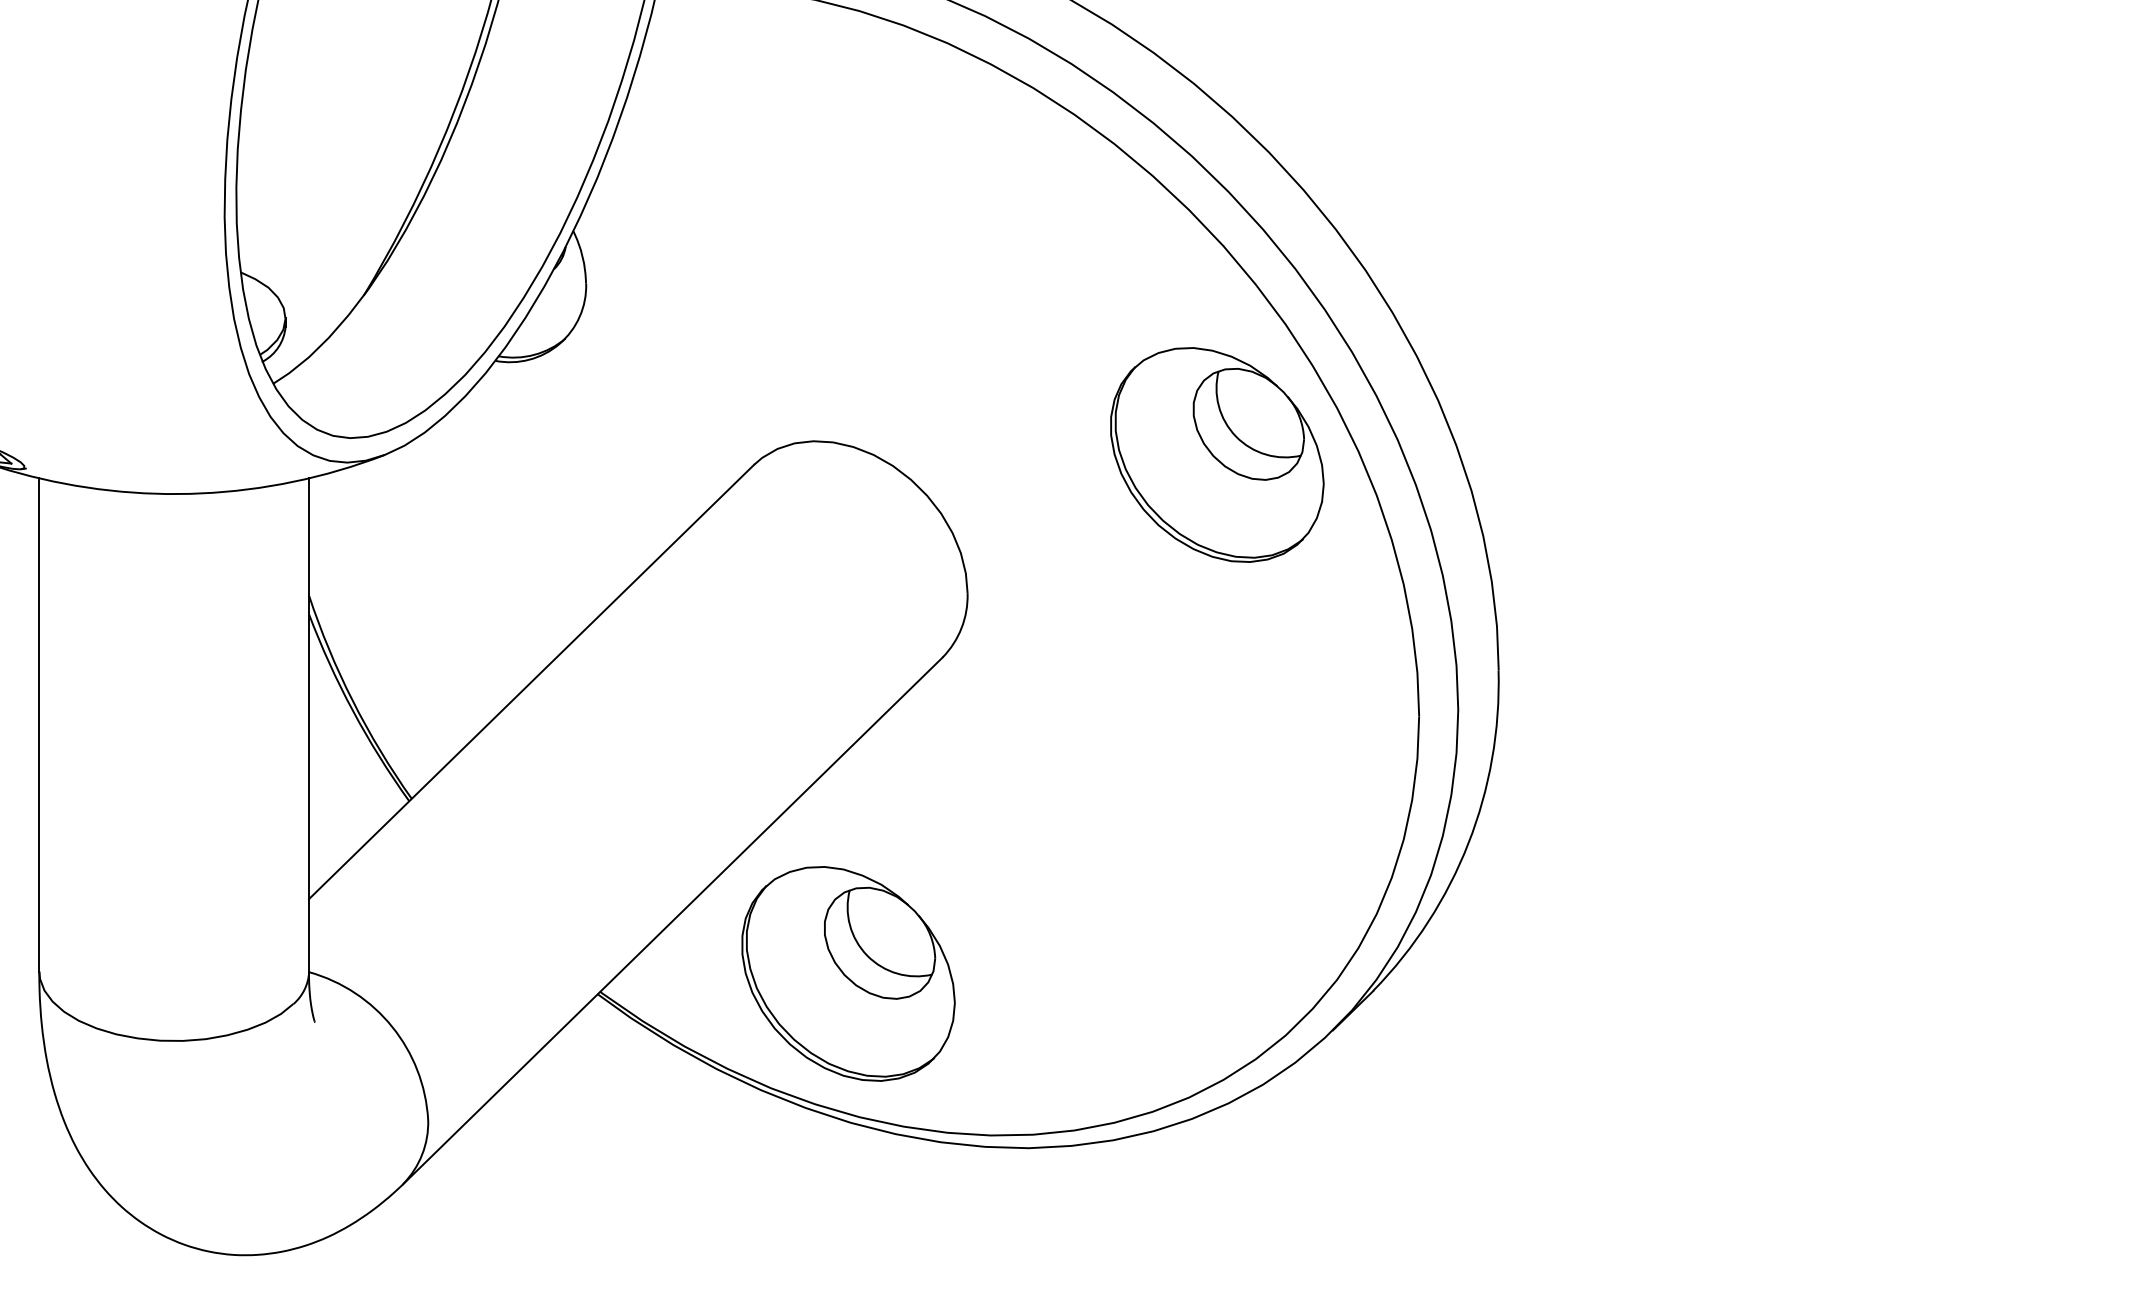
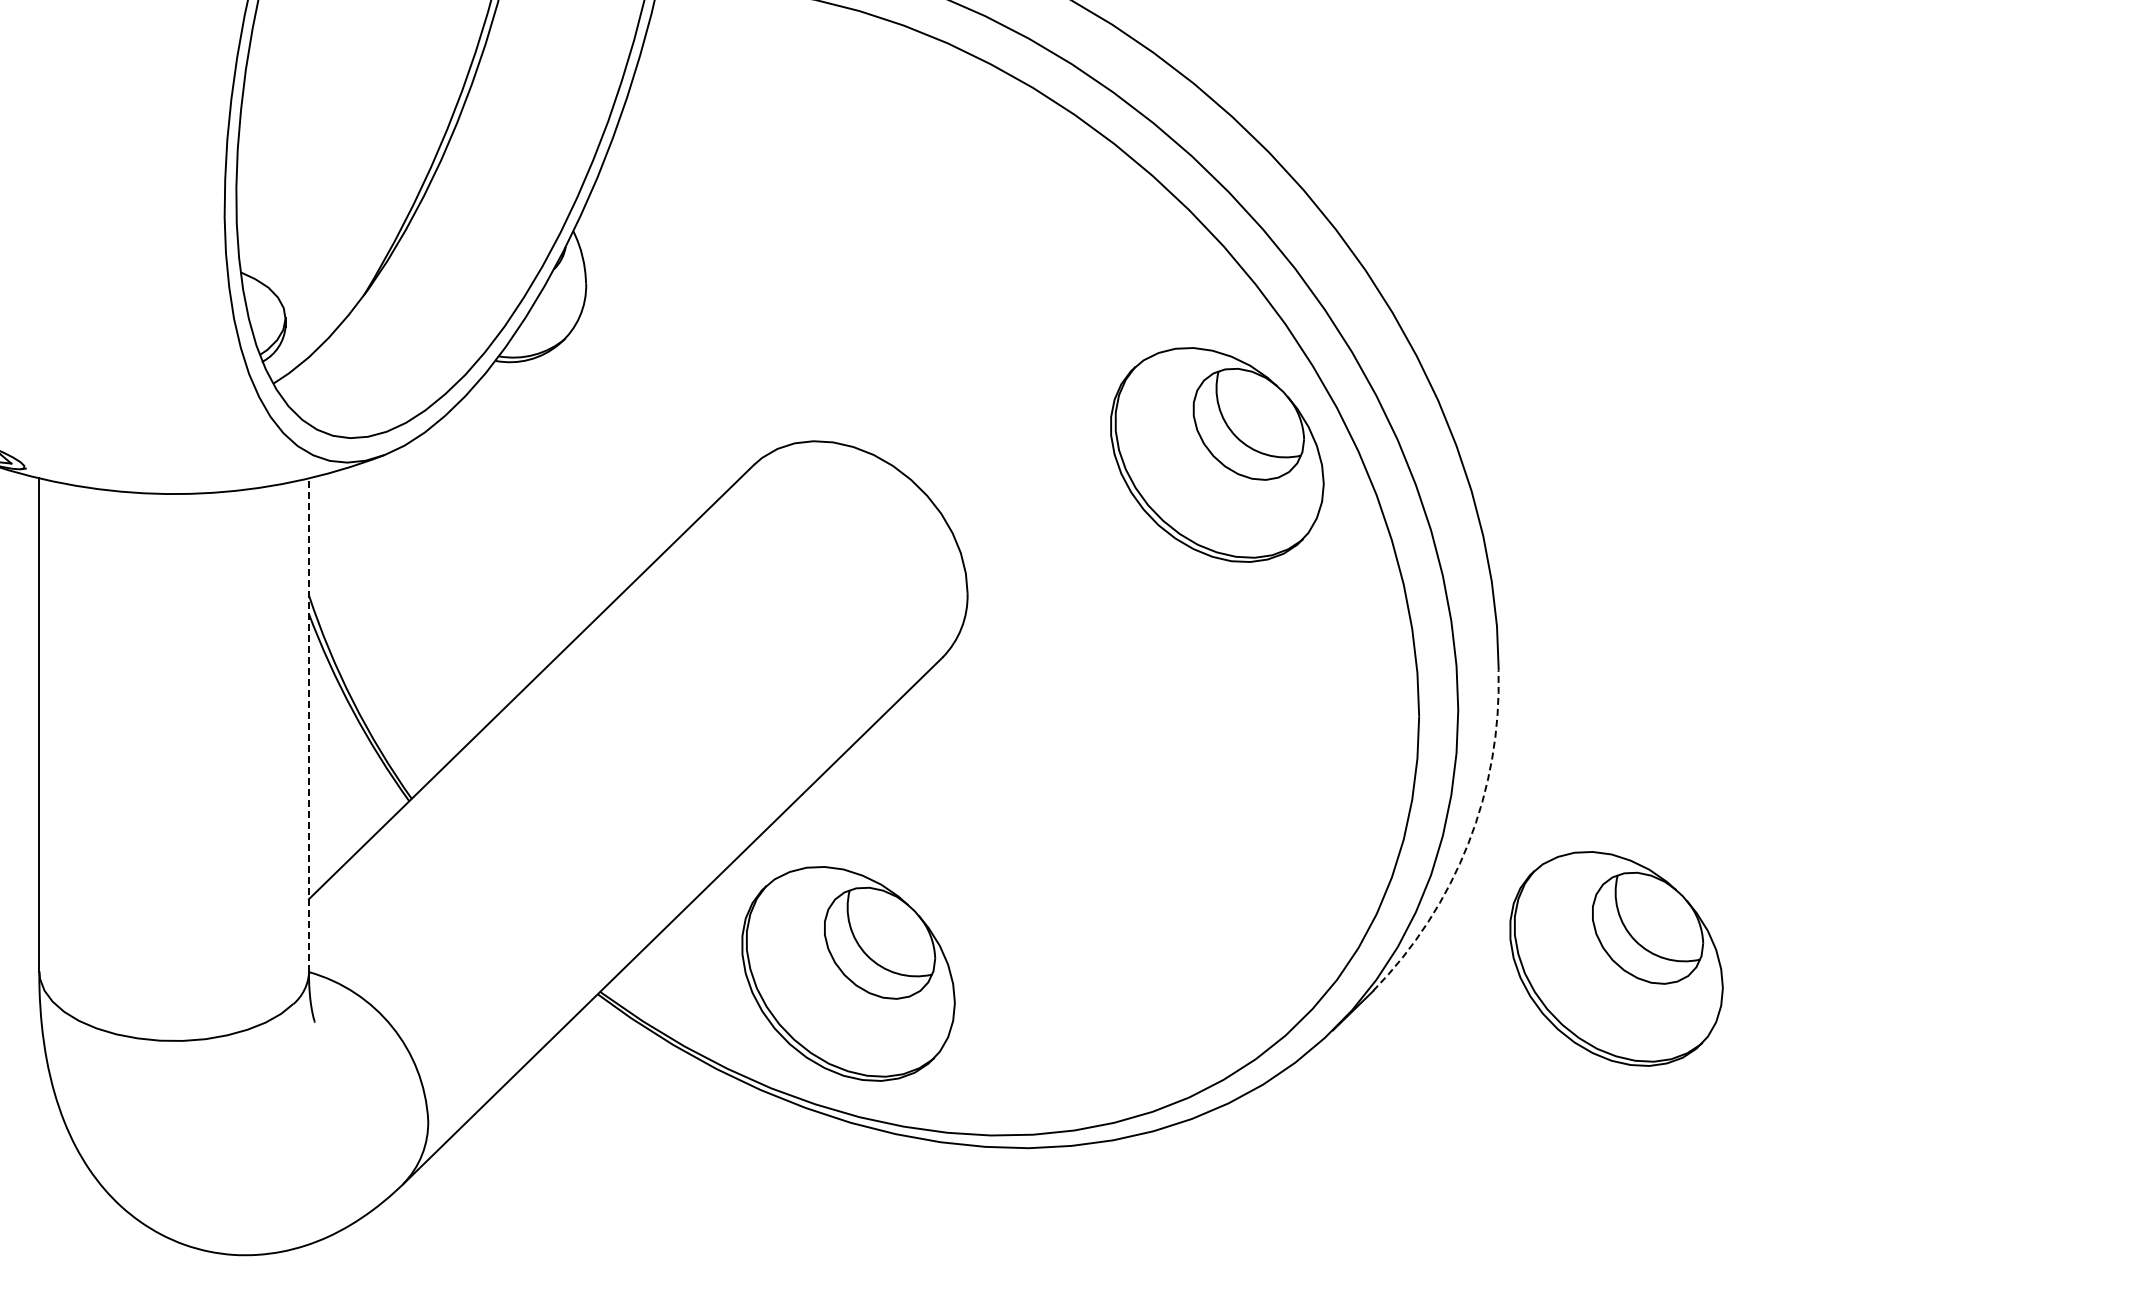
line: solid -> dashed (309, 725)
arc: solid -> dashed (1468, 843)
part: none -> present (1616, 958)
